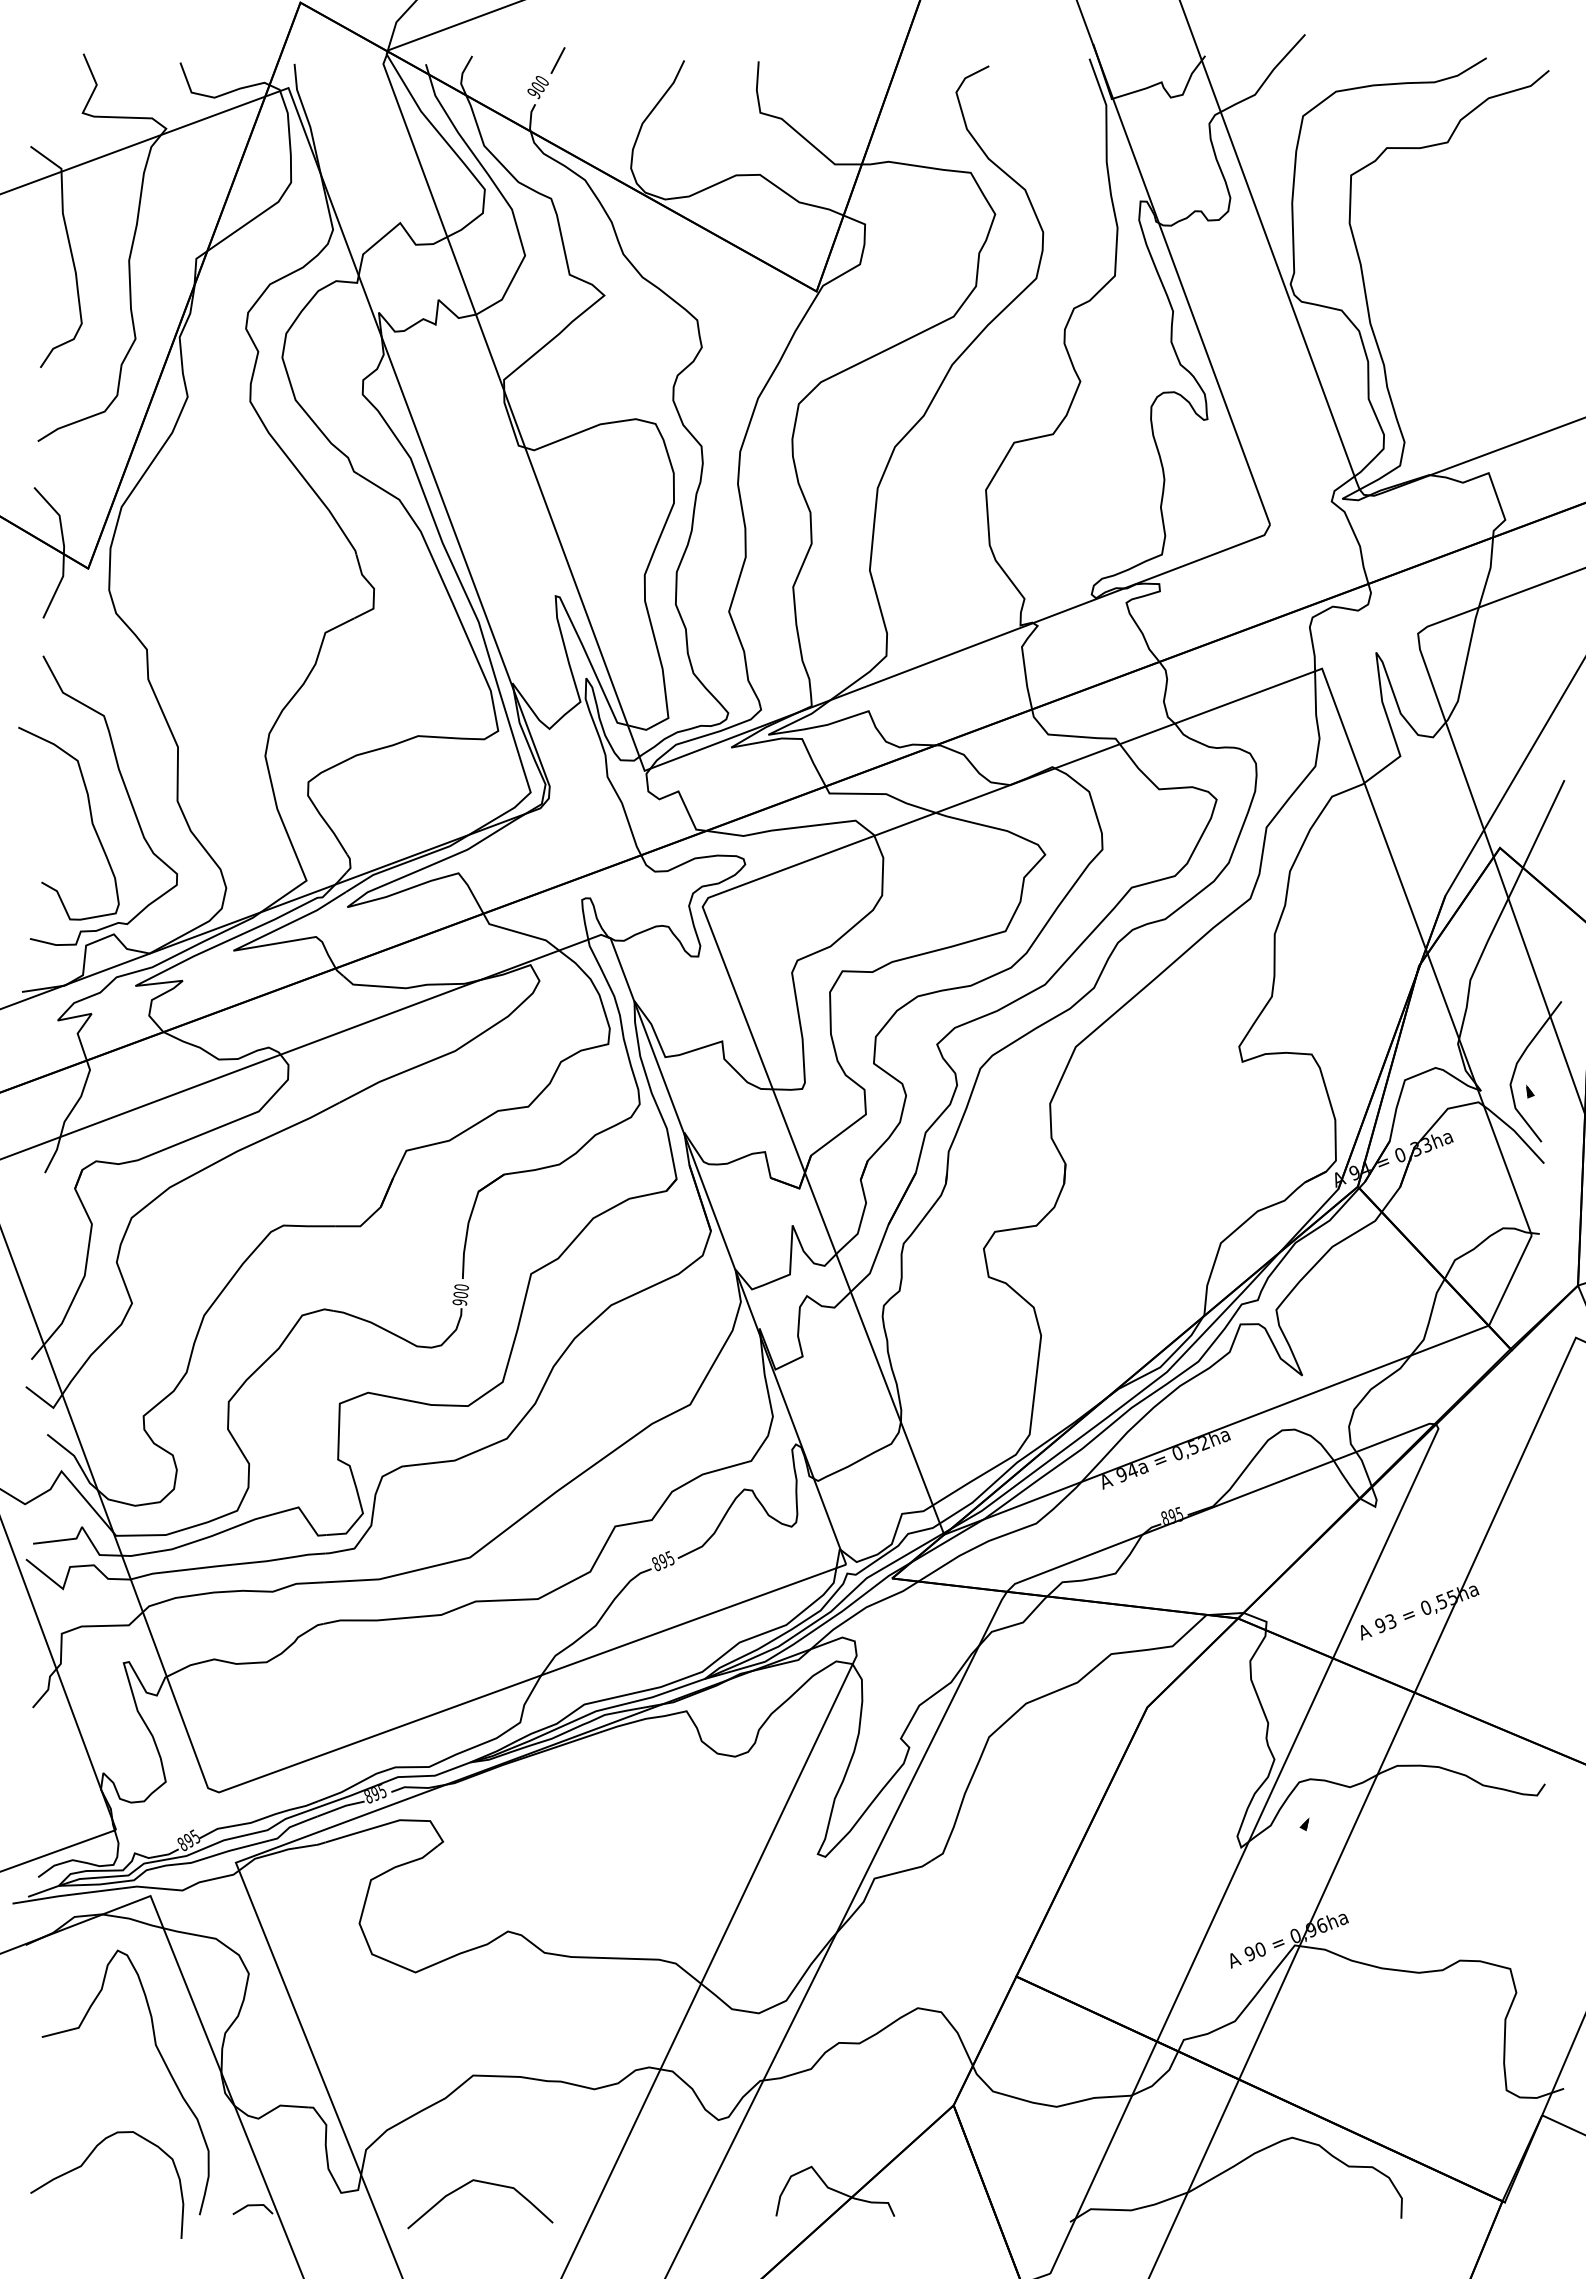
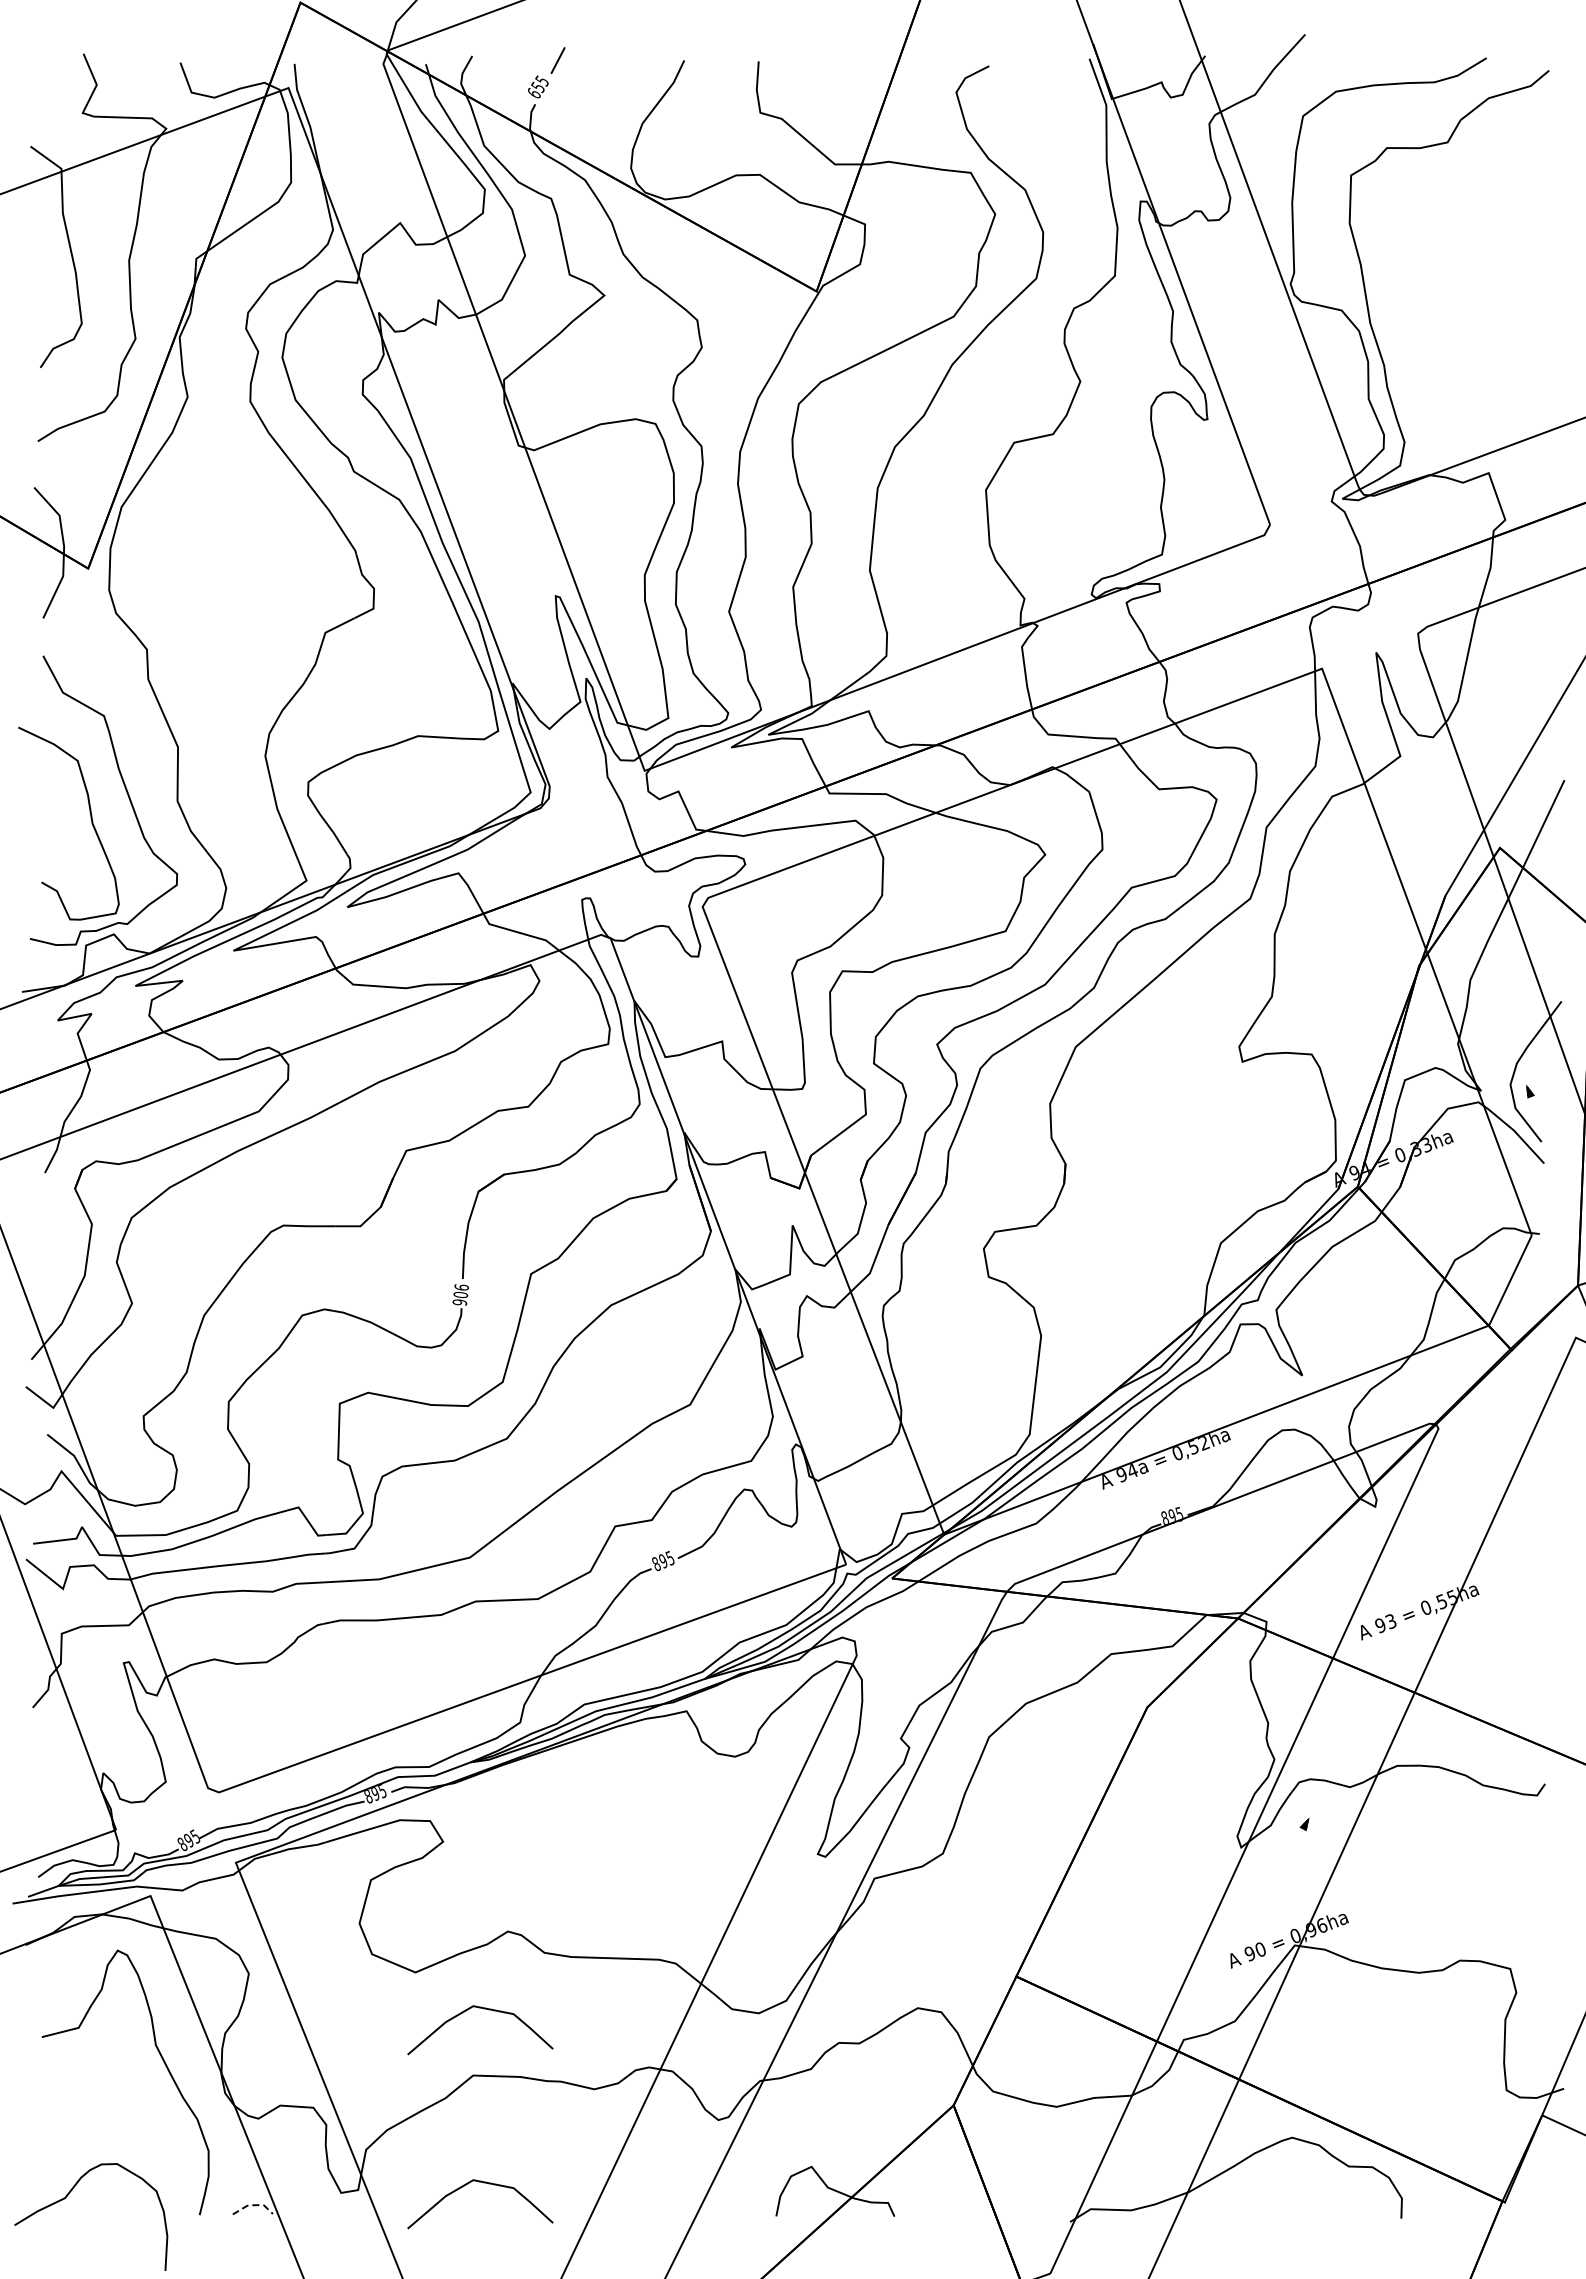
text: 900 -> 655 (537, 87)
text: 900 -> 906 (461, 1286)
curve: none -> present (483, 2009)
curve position: (85, 2162) -> (69, 2194) (69, 2194)
line: solid -> dashed (253, 2205)
